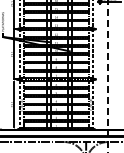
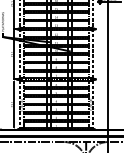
line: dashed -> solid (108, 76)
